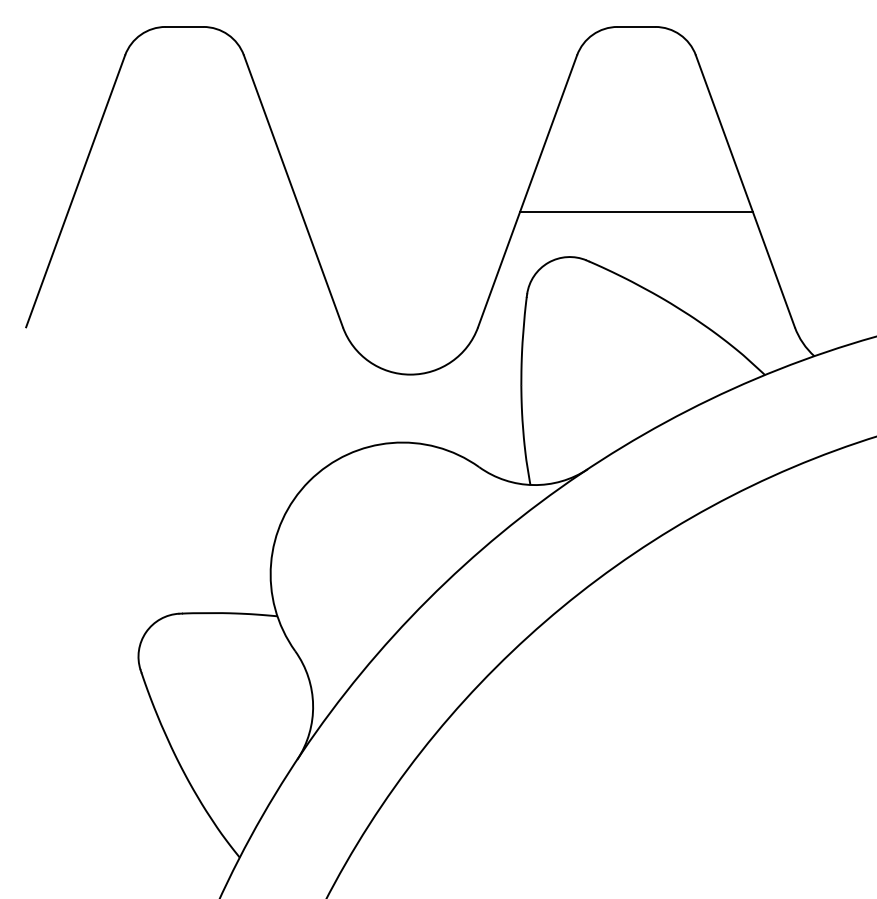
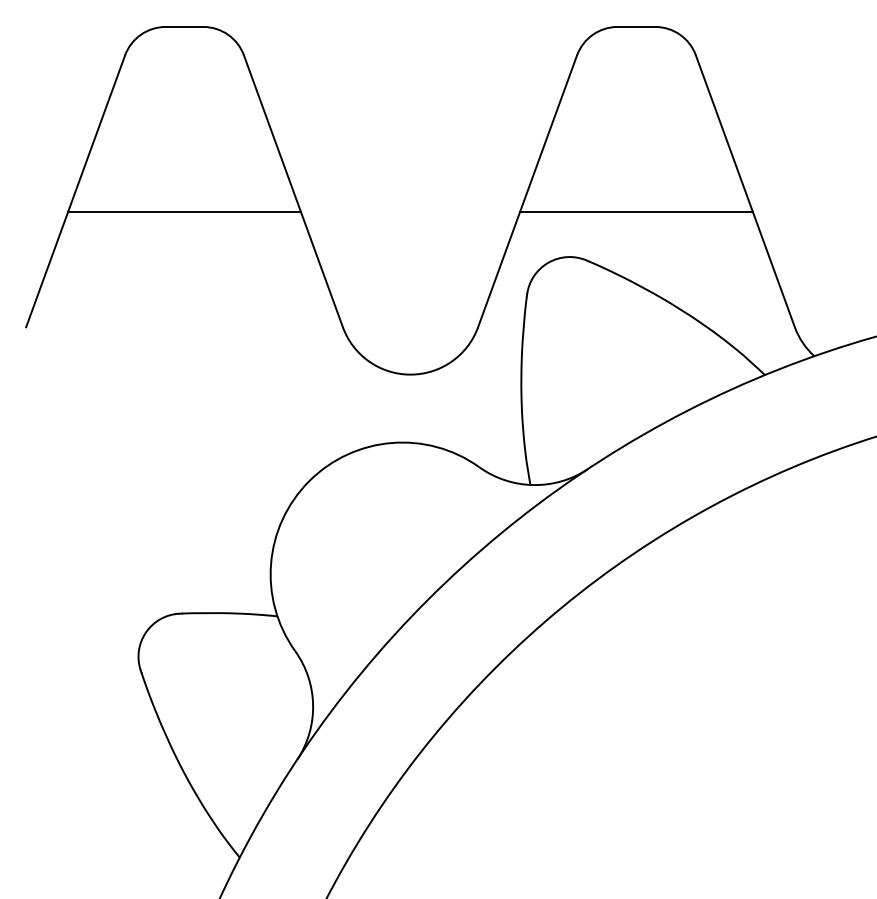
line: none -> present (184, 211)
